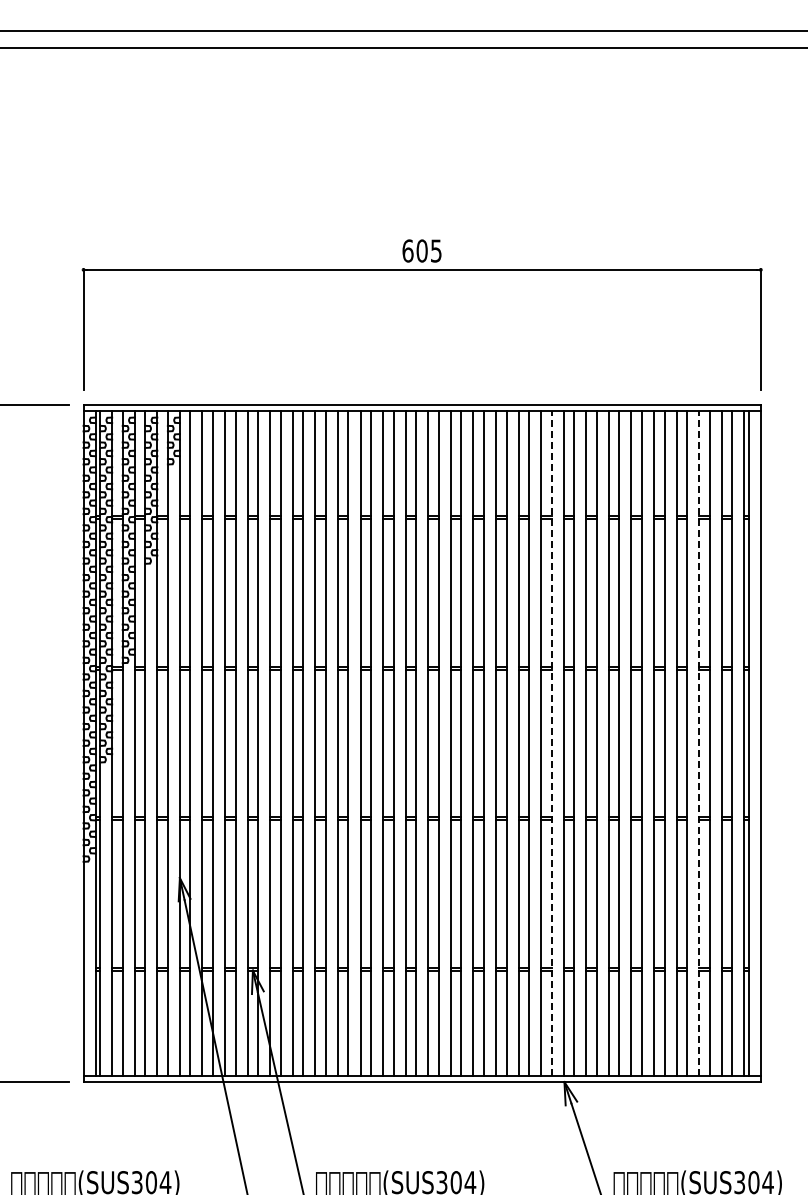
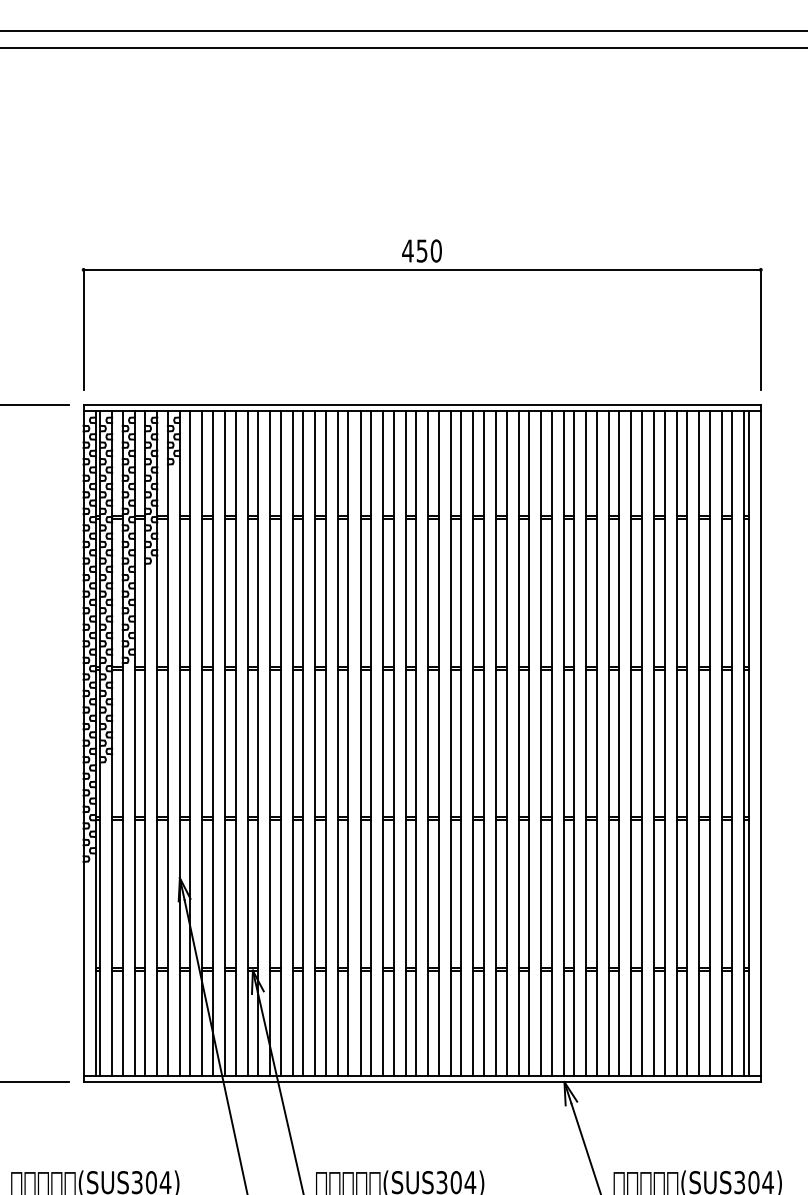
text: 605 -> 450 (421, 250)
line: dashed -> solid (551, 743)
line: dashed -> solid (699, 743)
